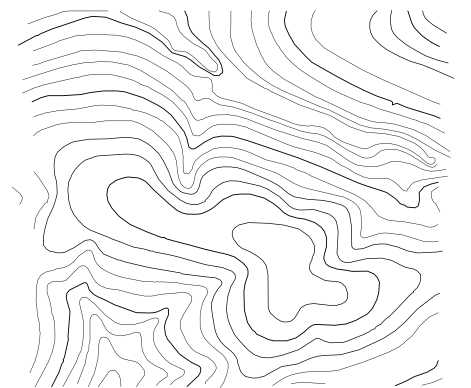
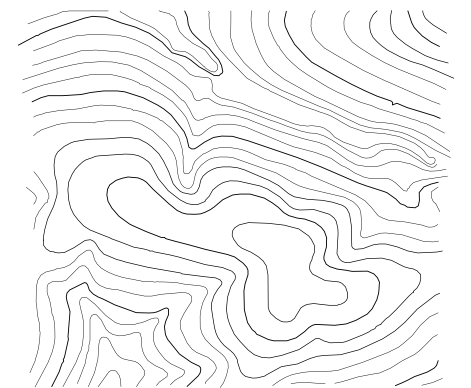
curve: none -> present (387, 63)
line position: (19, 193) -> (33, 193) (33, 193)
curve: none -> present (388, 368)
